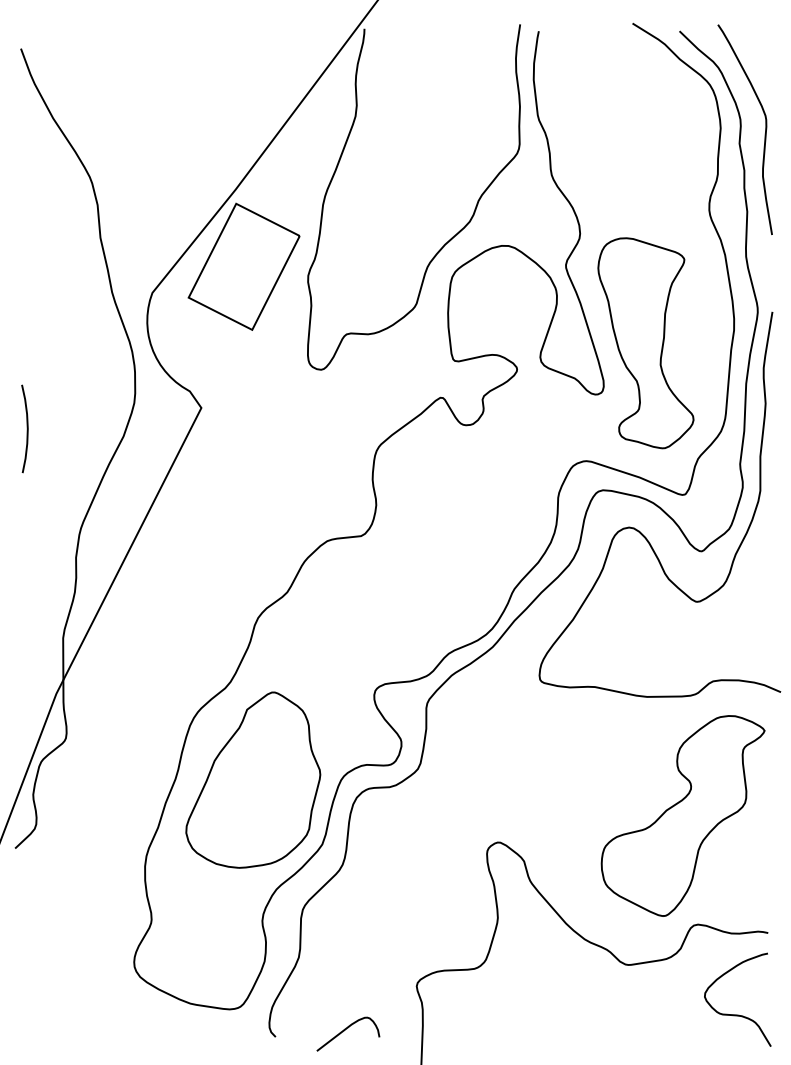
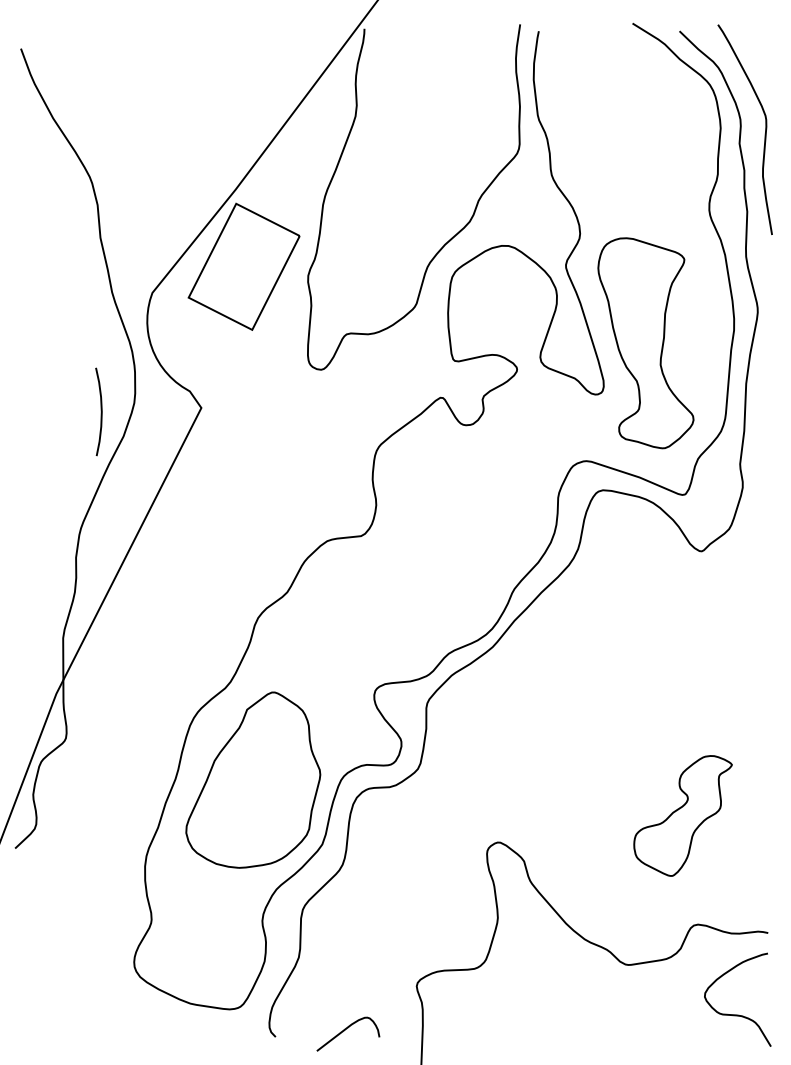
curve position: (26, 428) -> (100, 411) (100, 411)
curve: present -> none (639, 530)
part size: 166x202 px -> 100x122 px (682, 815)
